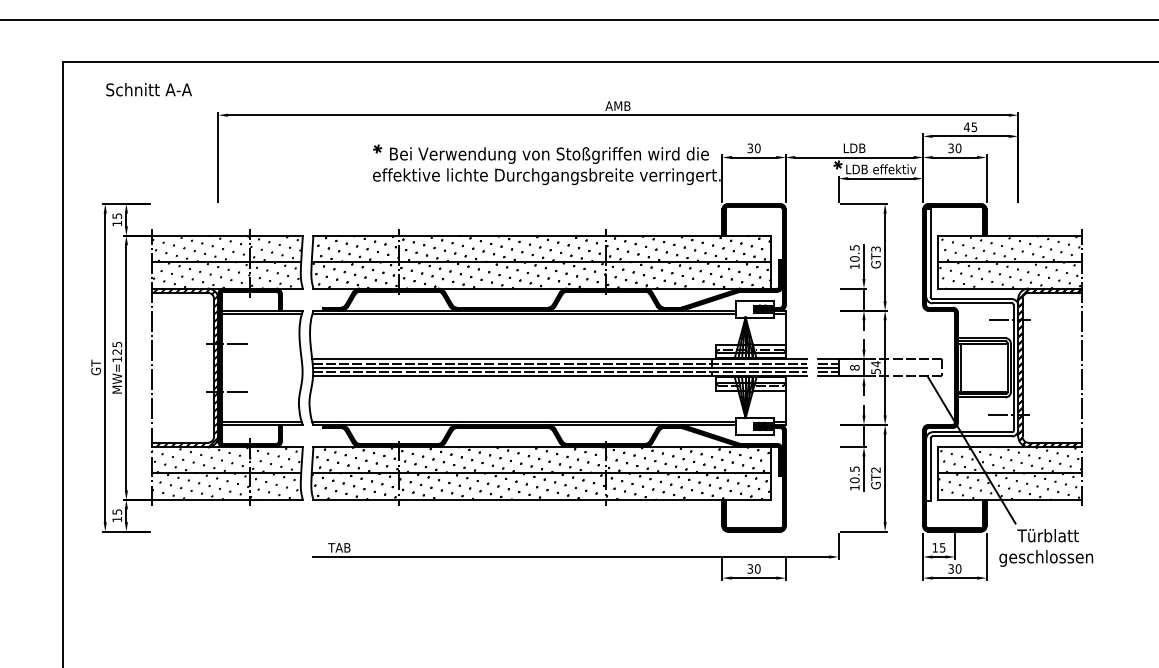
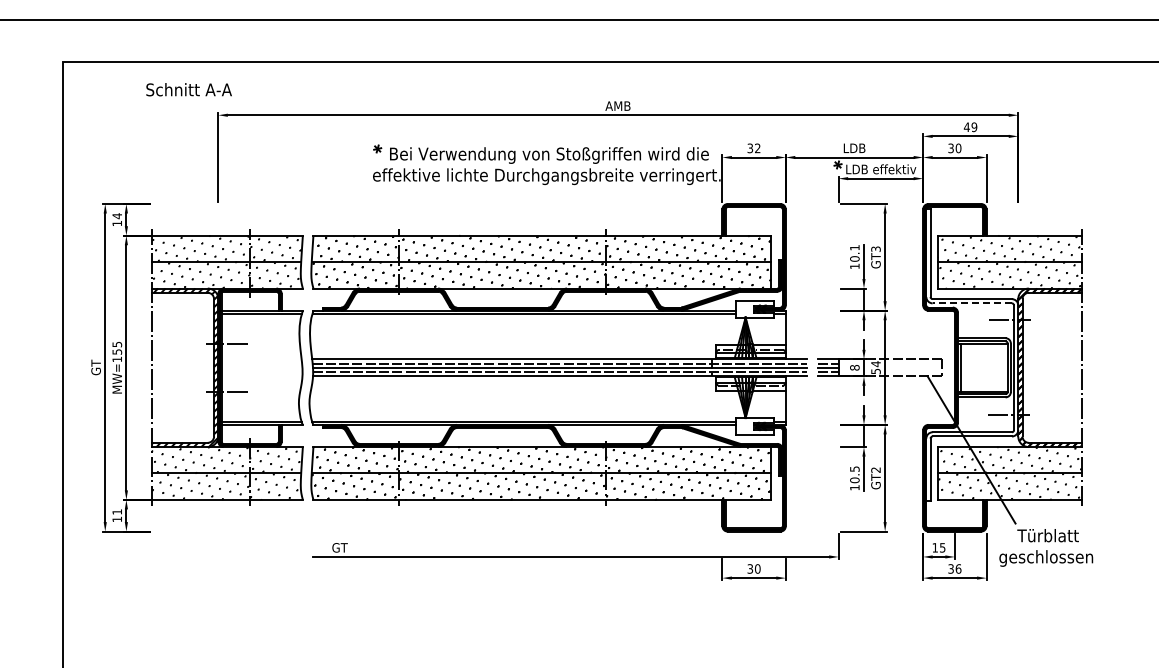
text position: (148, 89) -> (188, 89) (188, 89)
text: 45 -> 49 (974, 126)
text: 30 -> 32 (757, 148)
text: 15 -> 14 (117, 216)
text: 10.5 -> 10.1 (854, 247)
line: solid -> dashed (972, 303)
text: MW=125 -> MW=155 (117, 351)
text: 15 -> 11 (117, 511)
text: TAB -> GT (339, 547)
text: 30 -> 36 (958, 568)
